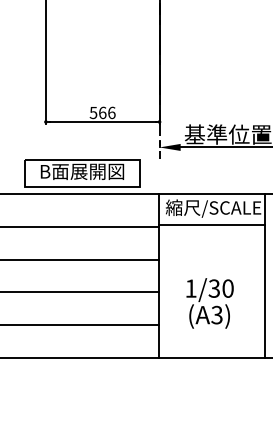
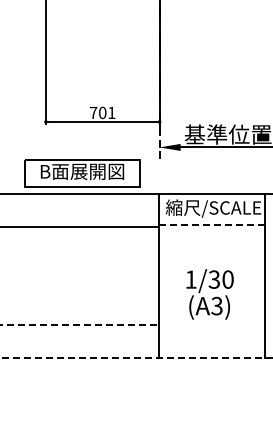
text: 566 -> 701 (102, 112)
line: solid -> dashed (211, 225)
line: present -> none (80, 259)
line: present -> none (80, 292)
text position: (209, 303) -> (209, 294) (209, 294)
line: solid -> dashed (80, 325)
line: solid -> dashed (136, 358)
